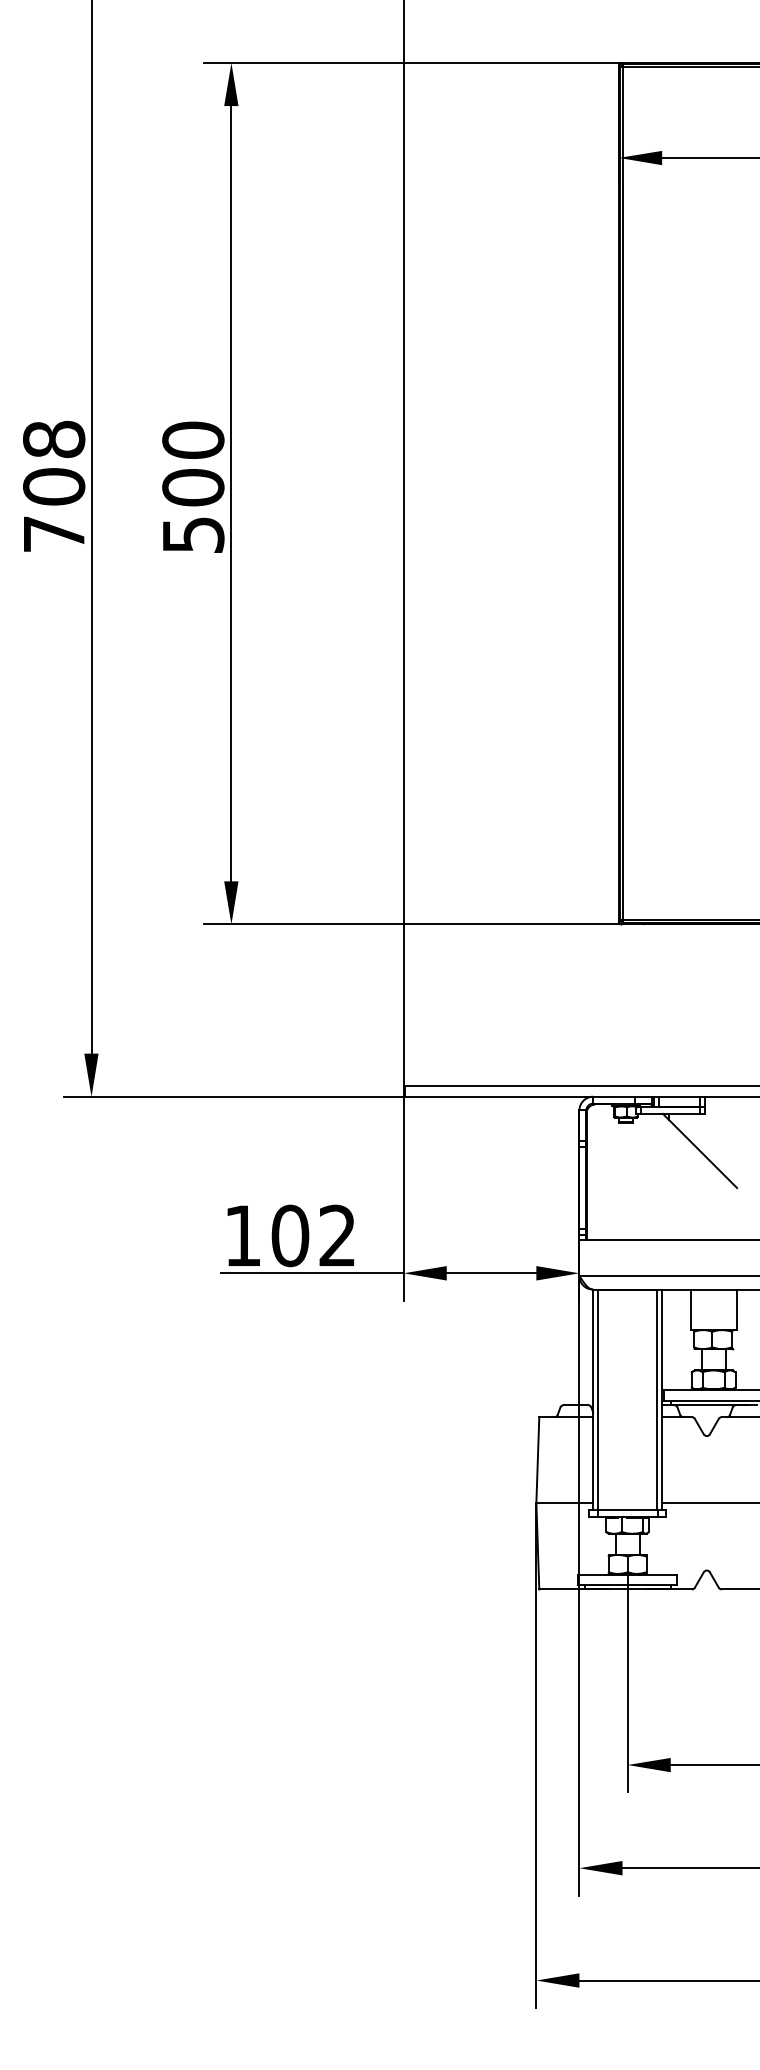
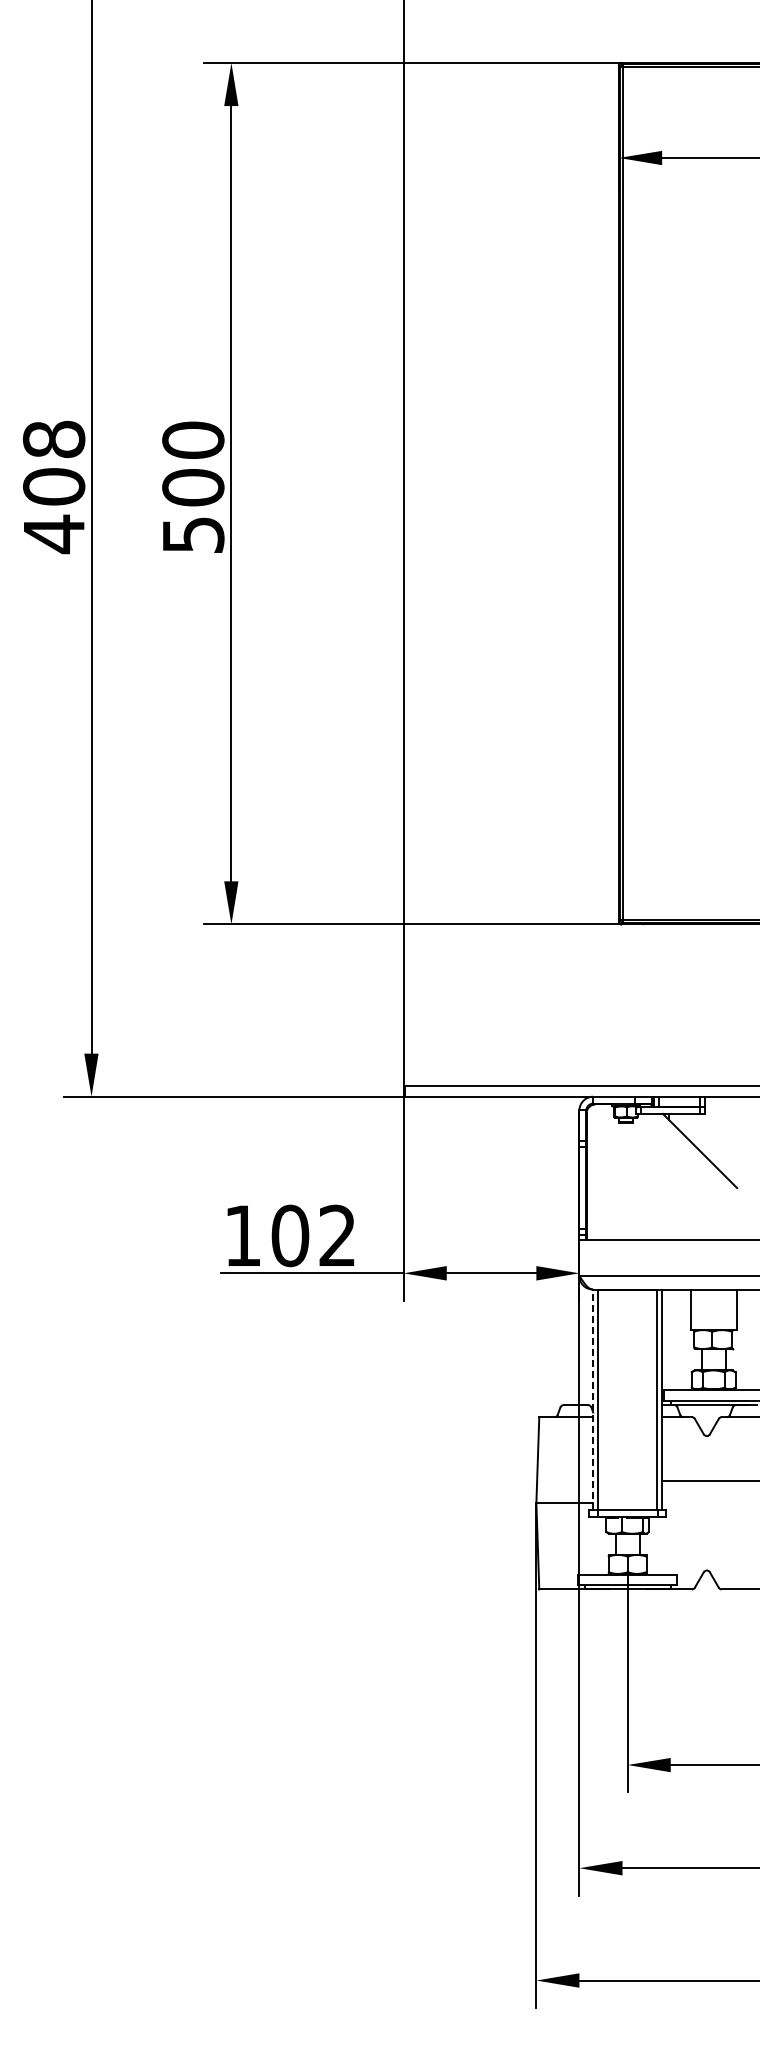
text: 708 -> 408 (54, 534)
line: solid -> dashed (593, 1399)
line position: (709, 1503) -> (709, 1481) (709, 1481)
